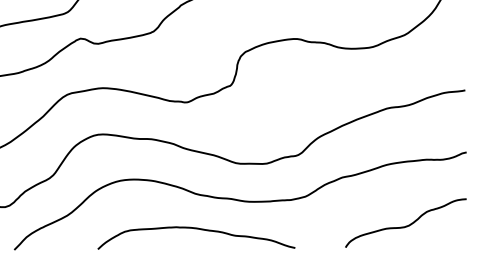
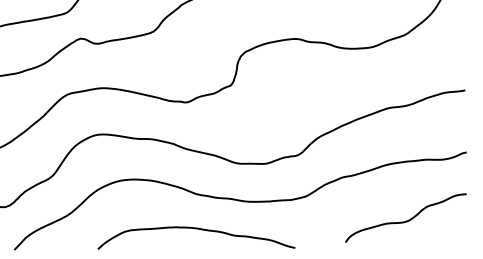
curve position: (405, 225) -> (405, 220) (405, 220)
